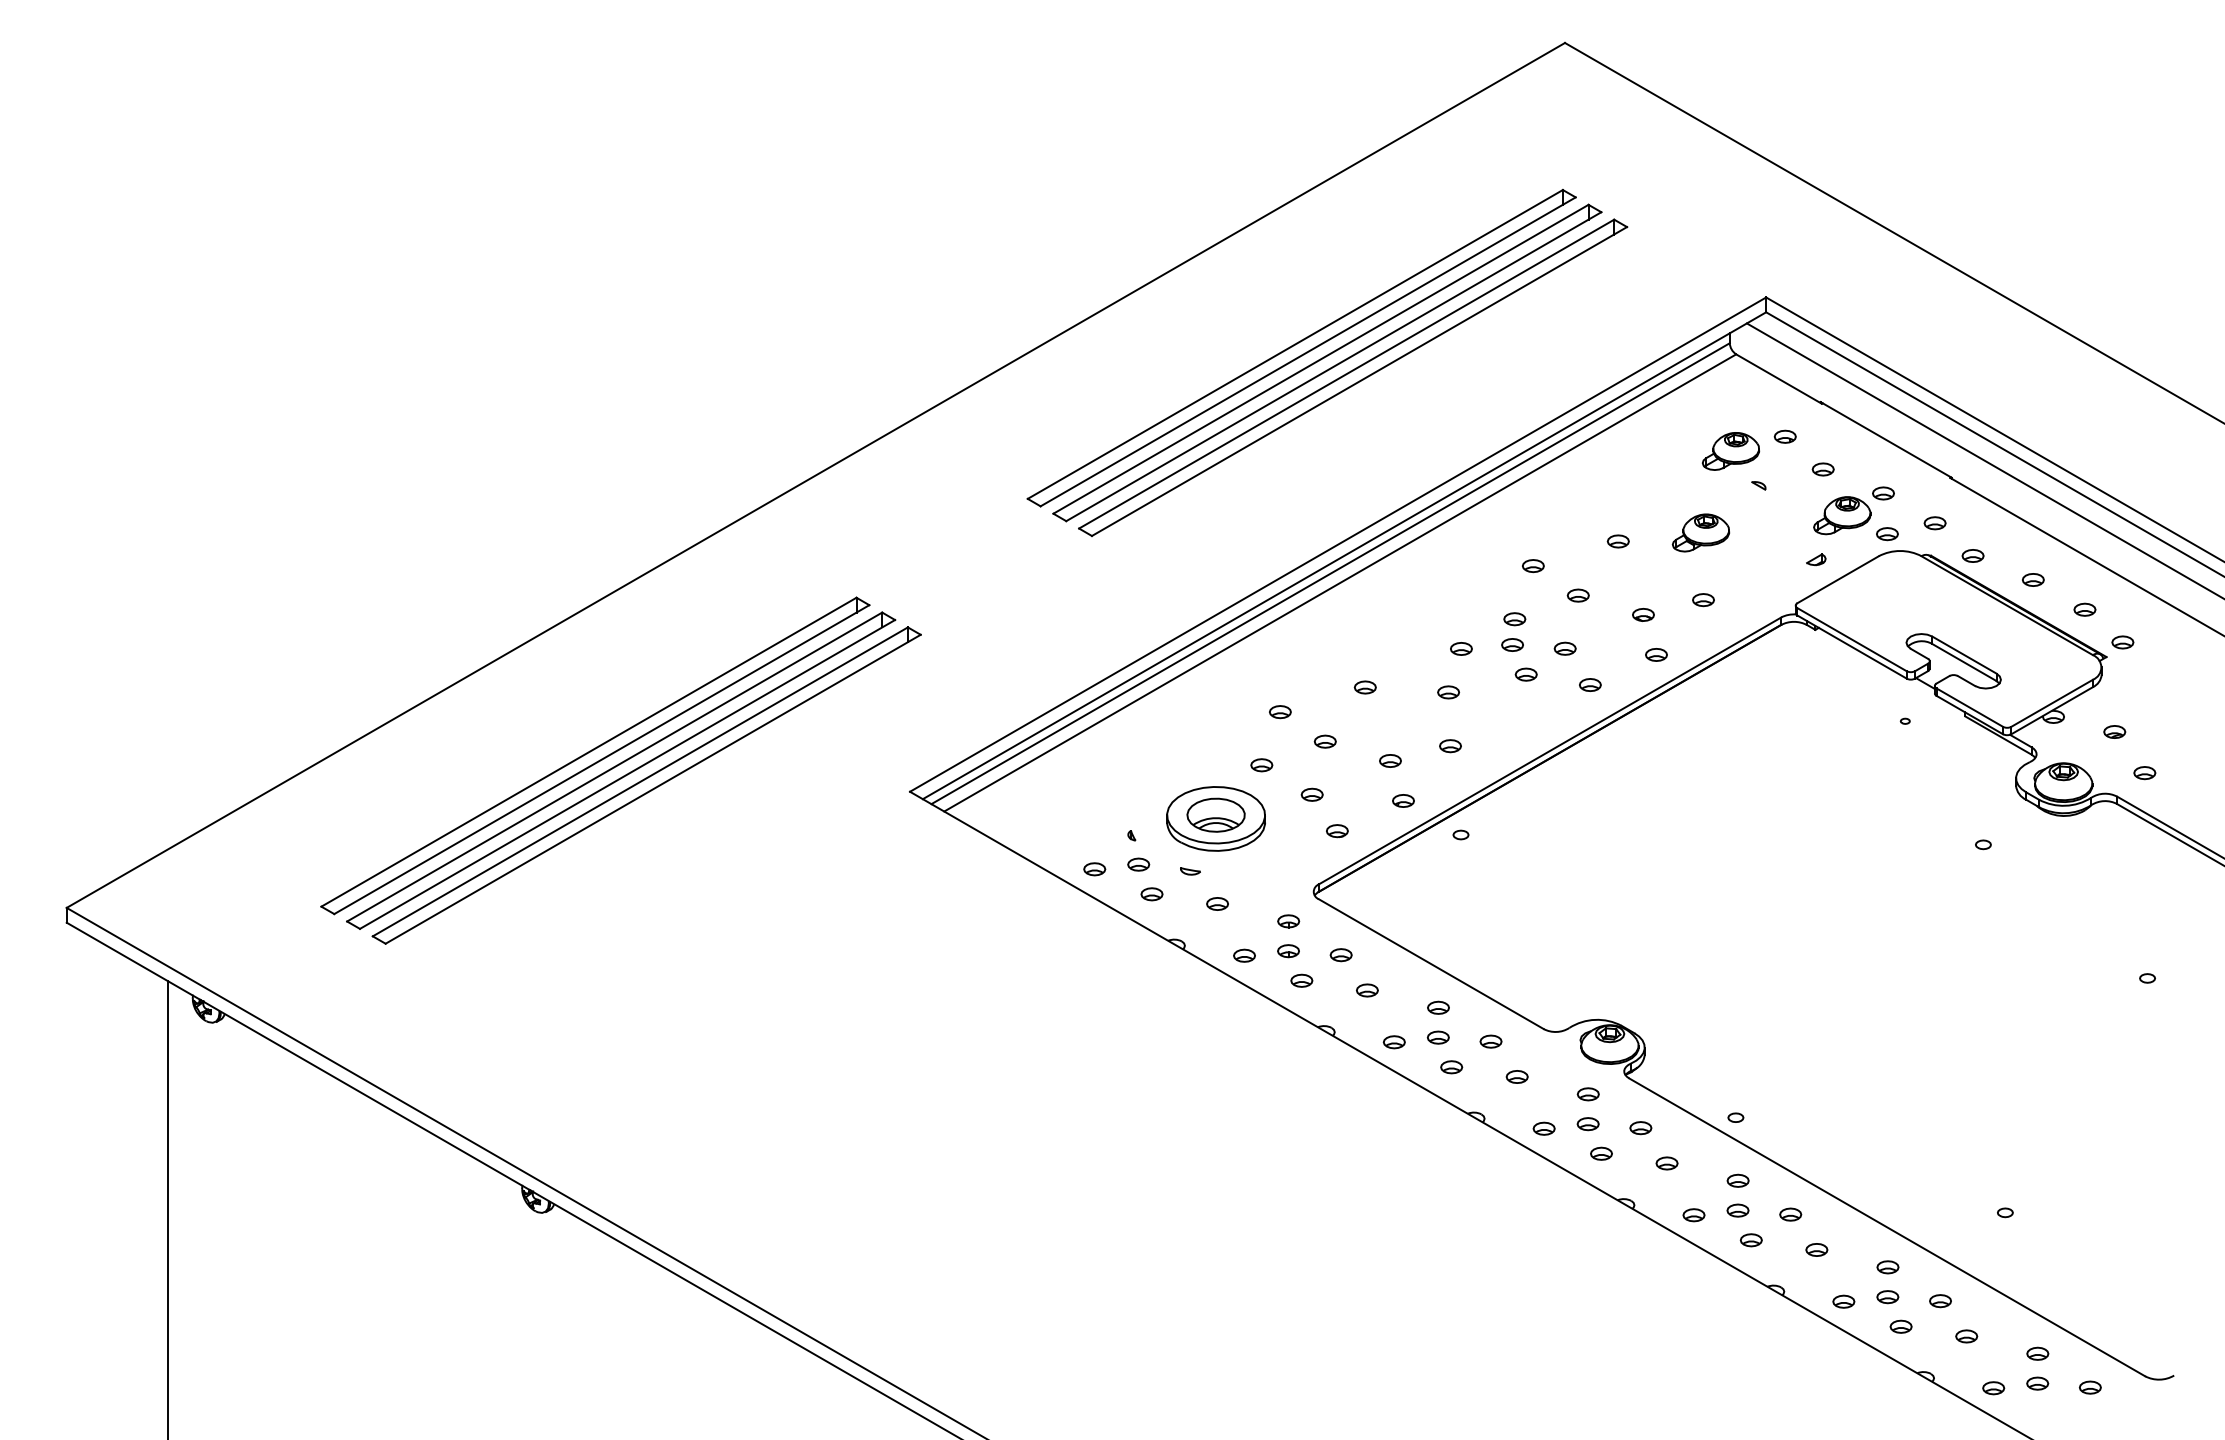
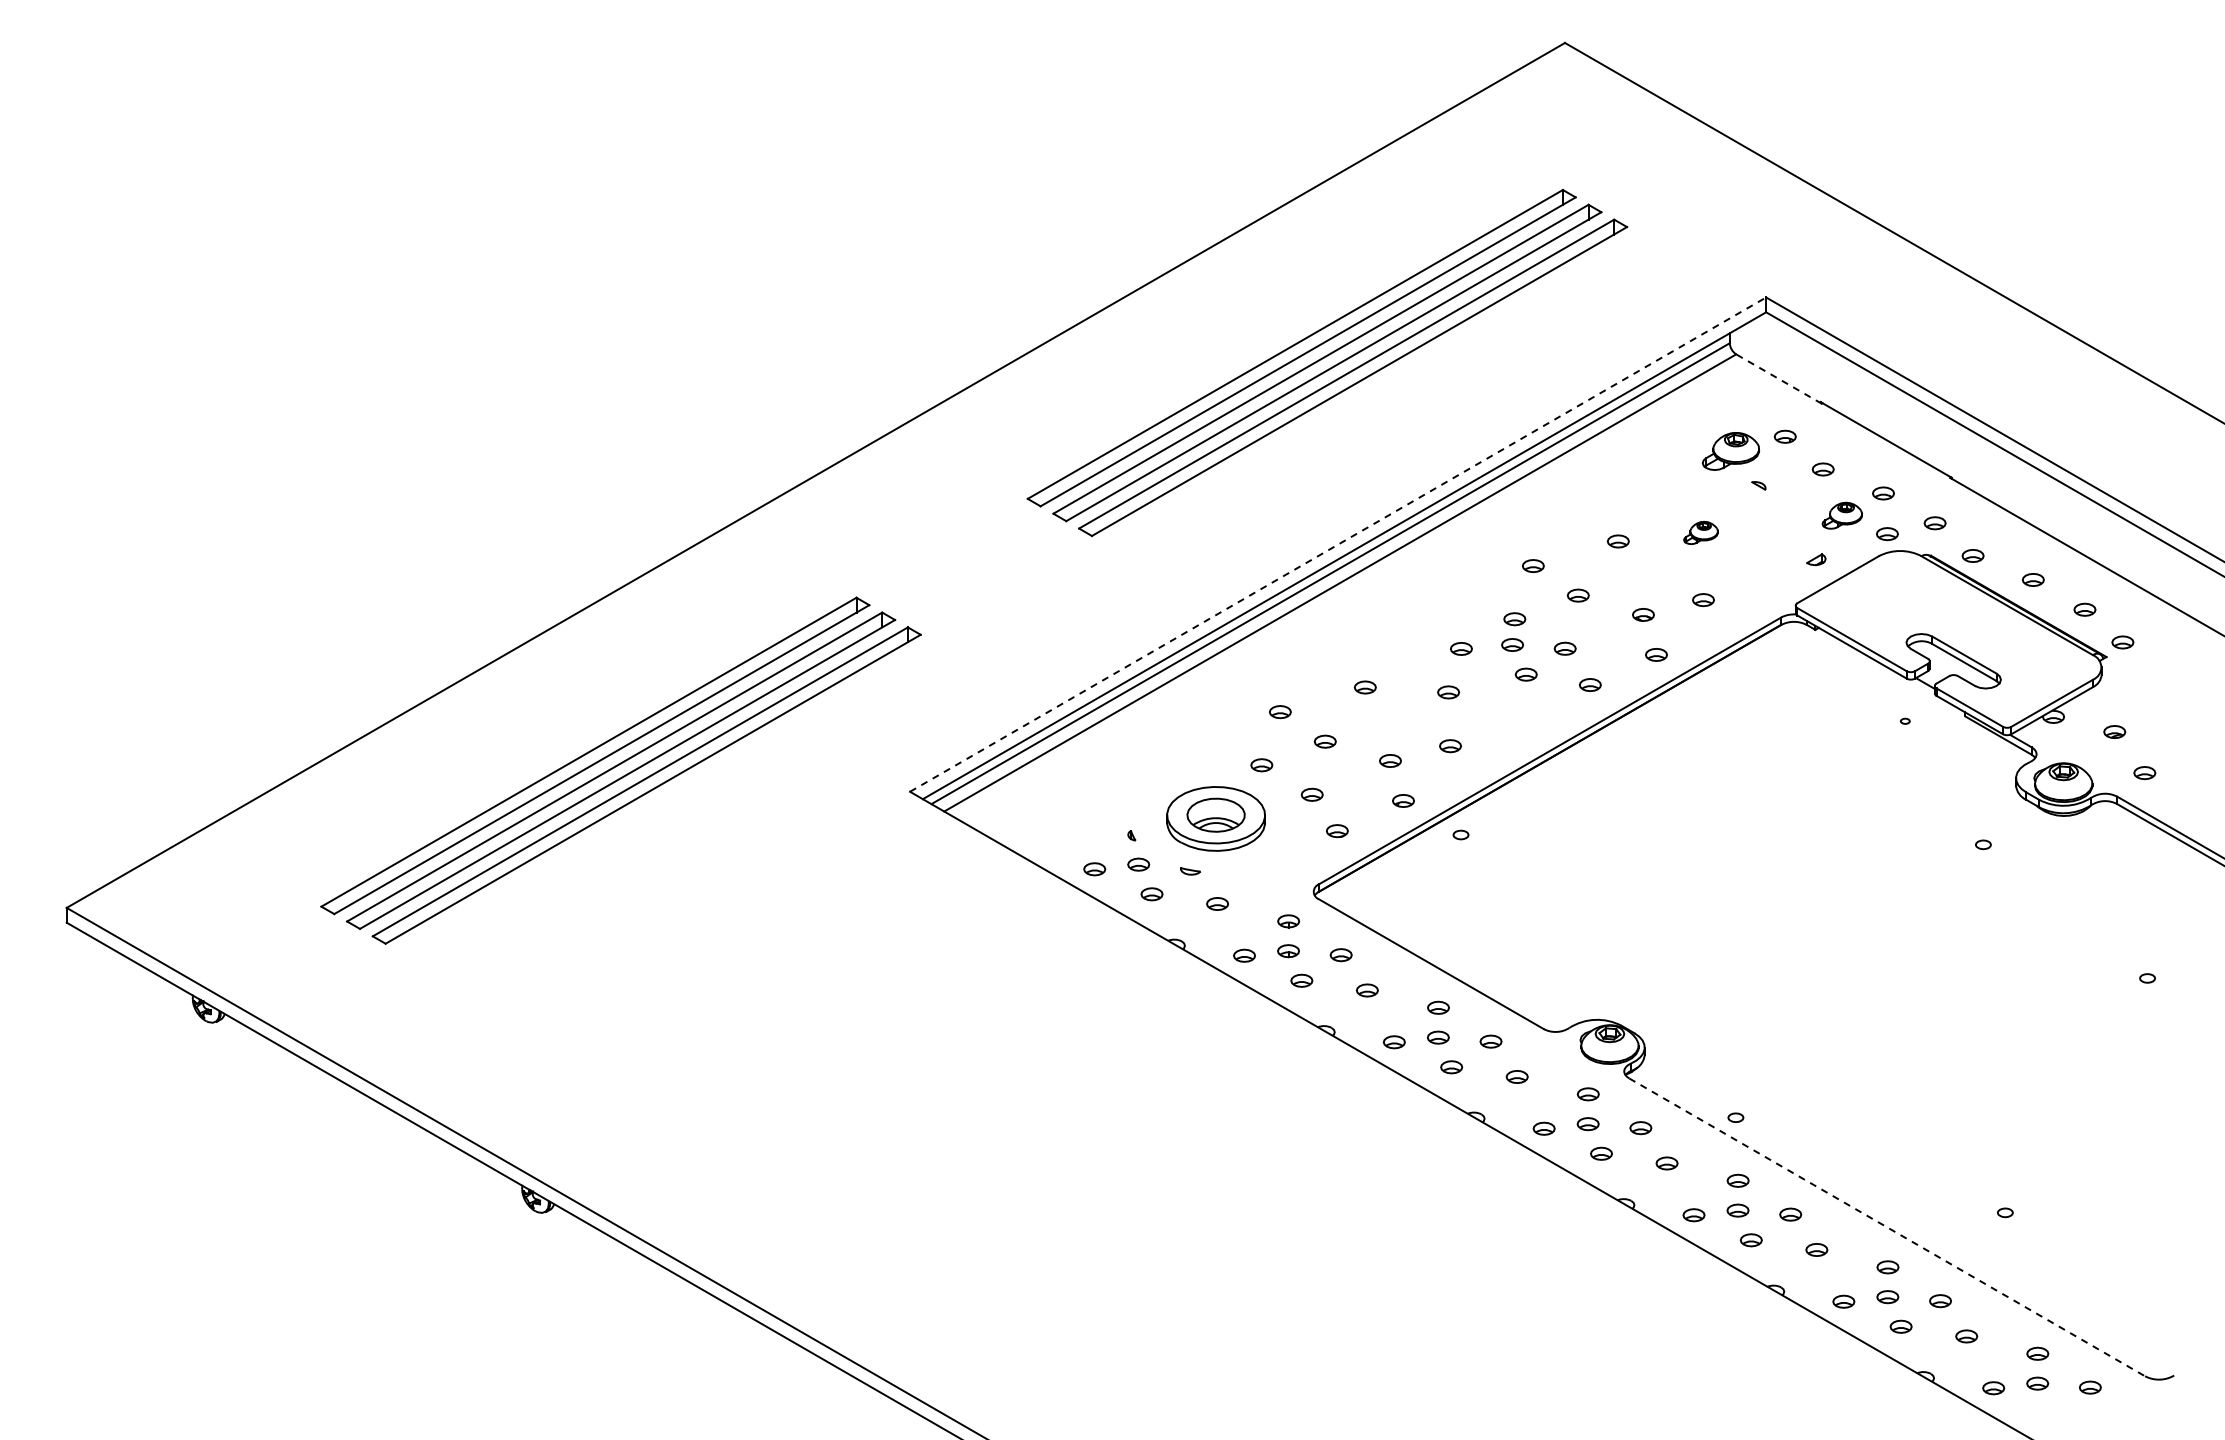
line: solid -> dashed (1778, 378)
line: present -> none (1983, 460)
part size: 59x40 px -> 42x29 px (1841, 515)
part size: 60x40 px -> 36x24 px (1700, 532)
line: solid -> dashed (1338, 544)
line: present -> none (168, 1208)
line: solid -> dashed (1887, 1227)
